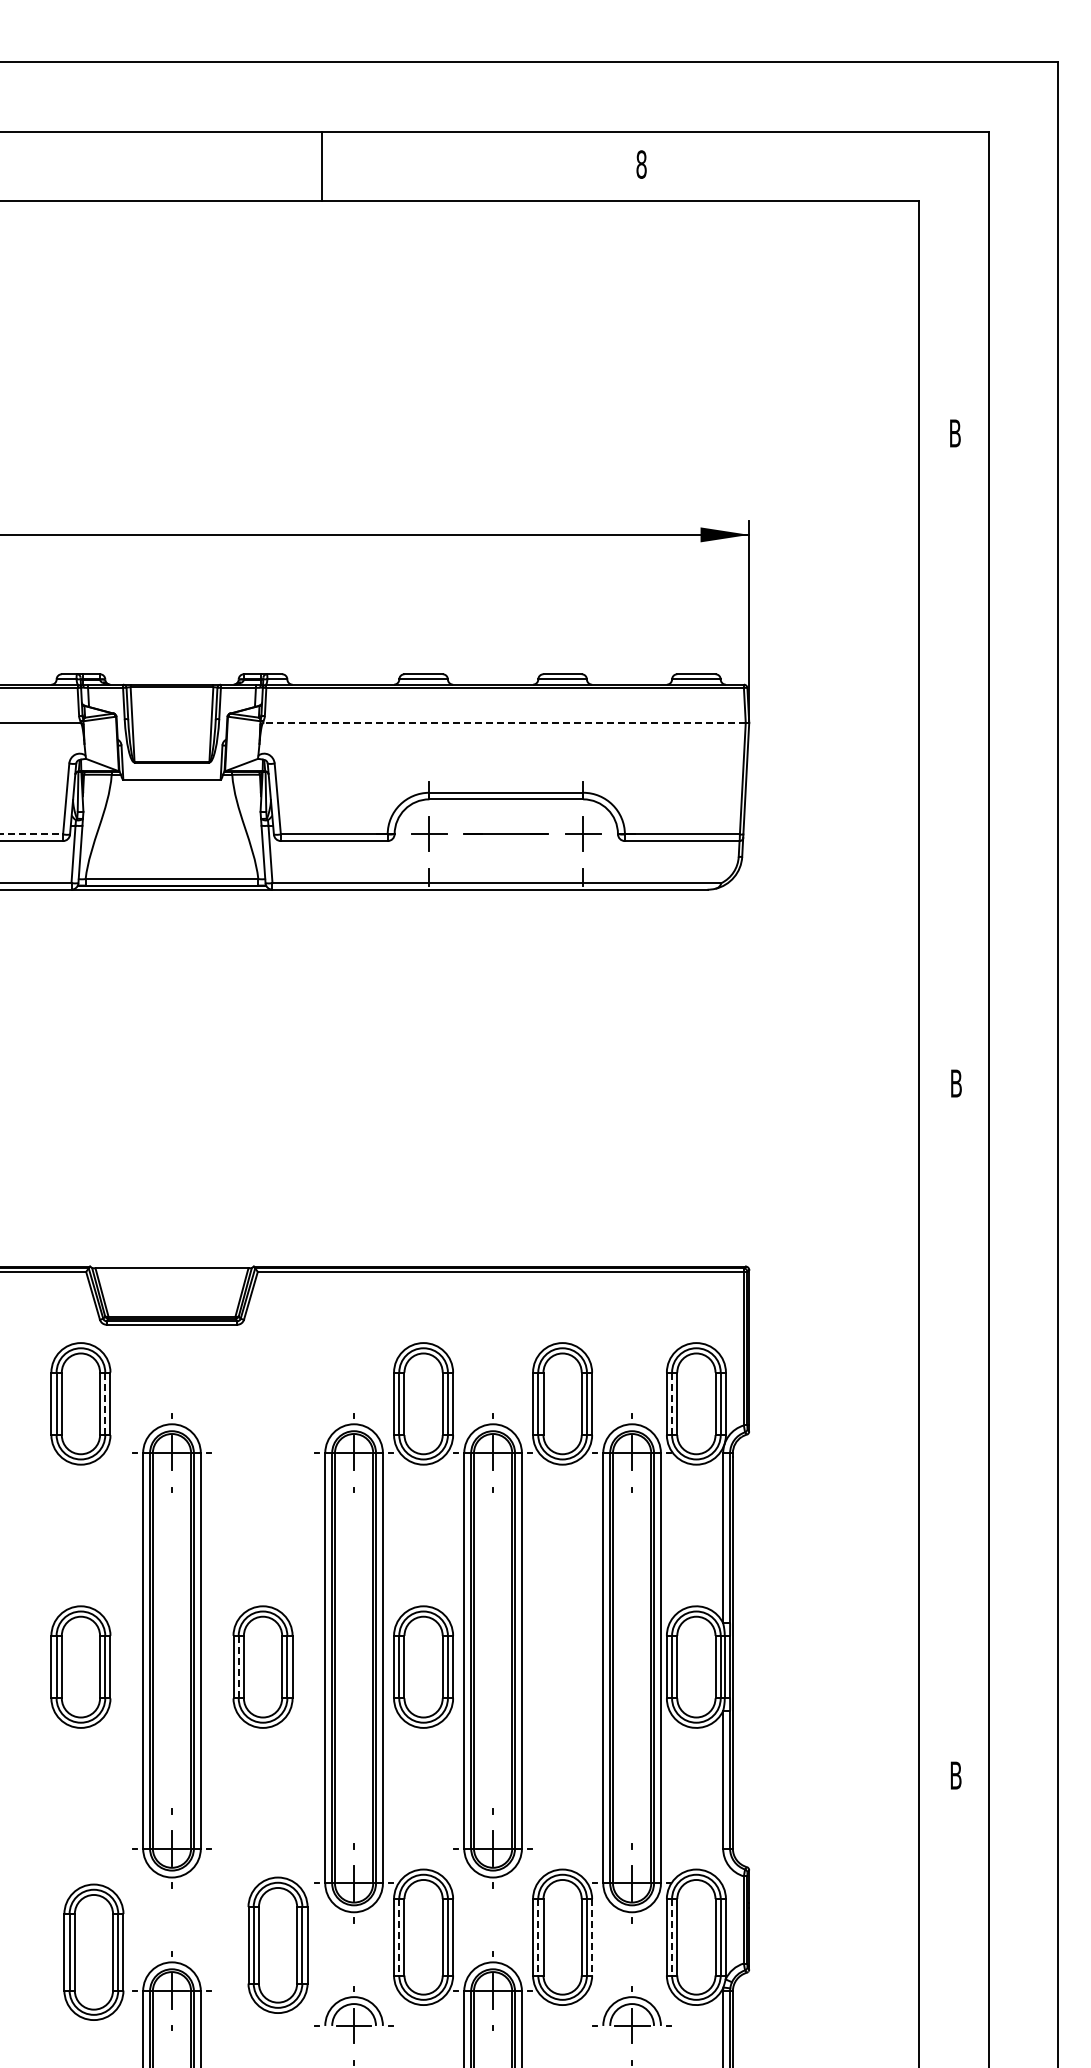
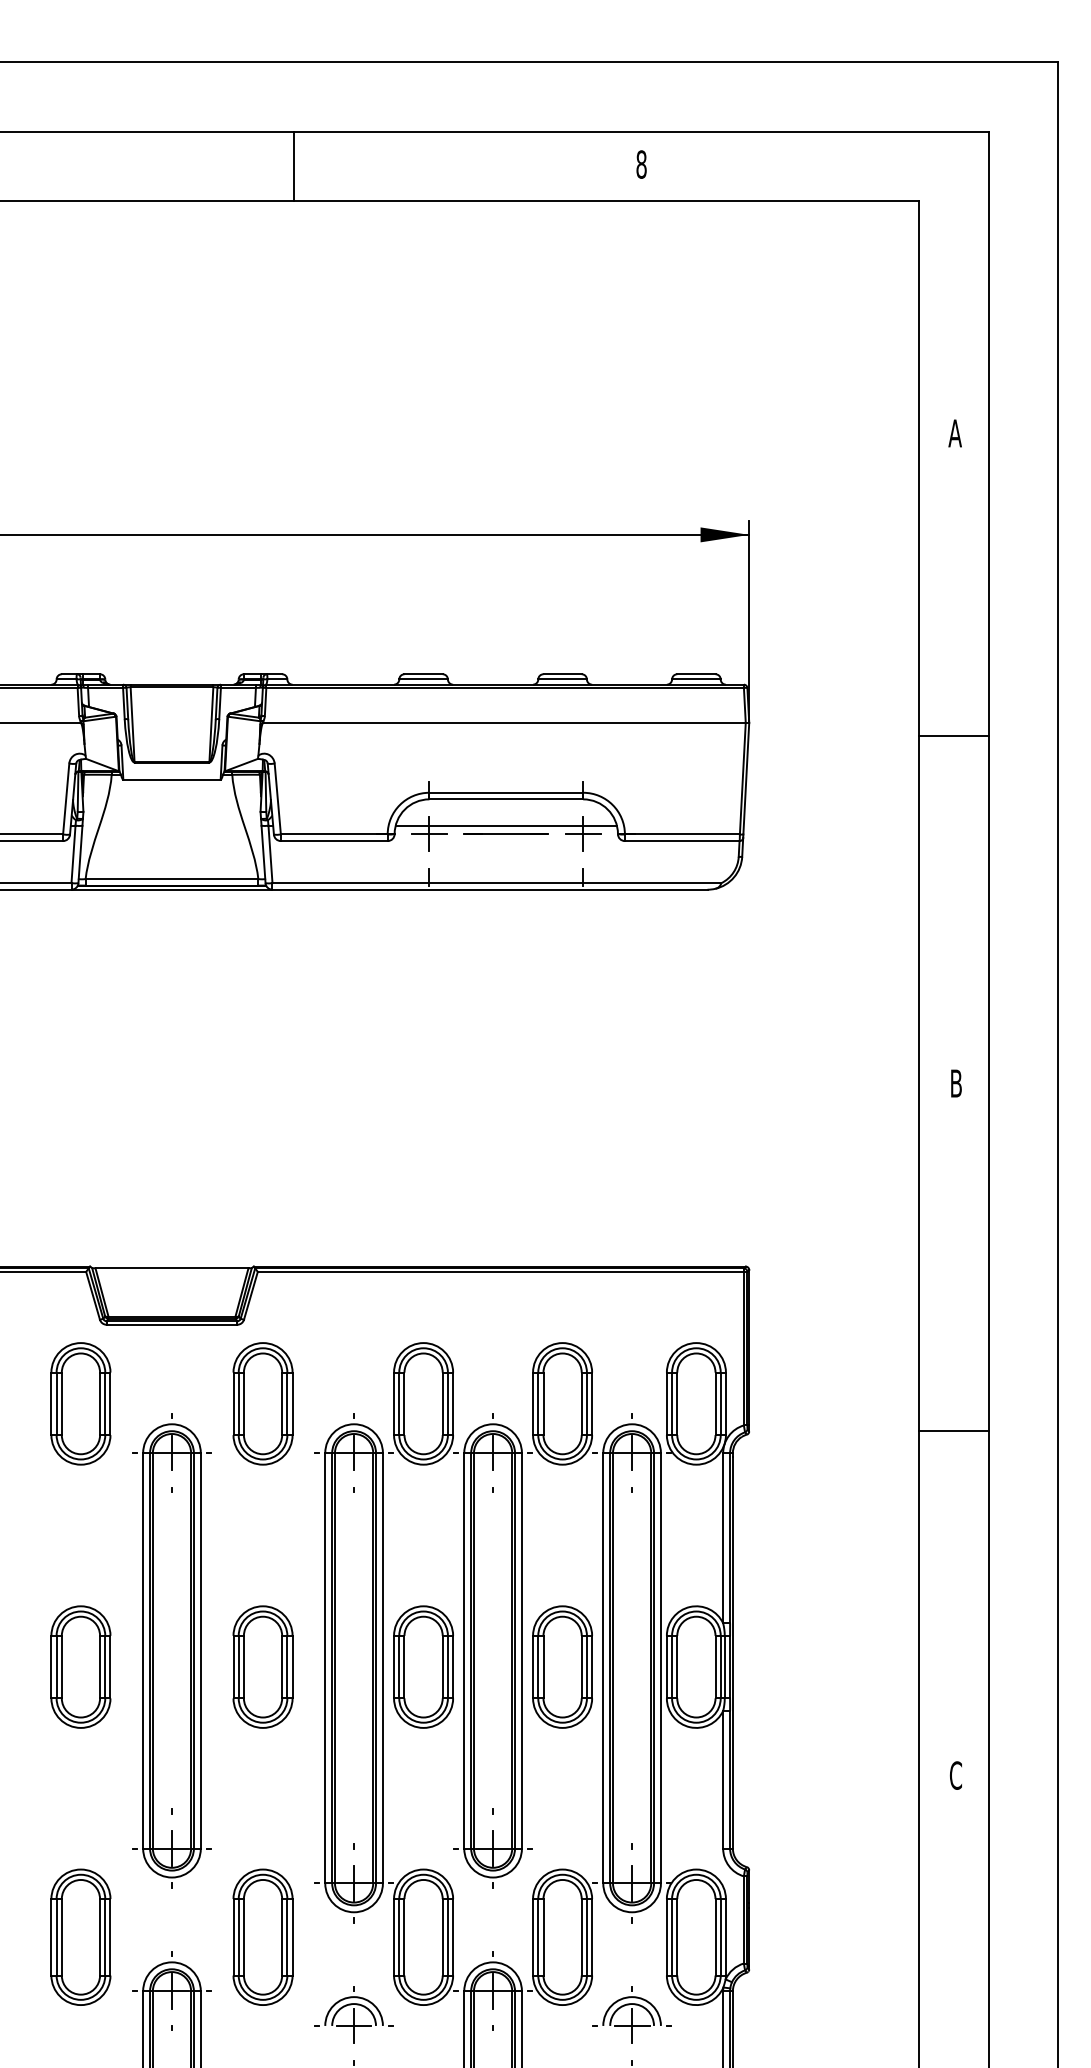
line position: (321, 166) -> (293, 166) (293, 166)
text: B -> A (954, 433)
line: dashed -> solid (504, 722)
line: none -> present (953, 736)
line: none -> present (505, 825)
line: dashed -> solid (32, 834)
part: none -> present (262, 1403)
line: dashed -> solid (105, 1404)
line: dashed -> solid (672, 1404)
line: none -> present (953, 1431)
line: dashed -> solid (238, 1666)
part: none -> present (562, 1666)
text: B -> C (955, 1775)
line: dashed -> solid (399, 1937)
line: dashed -> solid (538, 1937)
line: dashed -> solid (592, 1937)
line: dashed -> solid (672, 1937)
part position: (277, 1944) -> (262, 1936) (262, 1936)
part position: (93, 1951) -> (80, 1936) (80, 1936)
